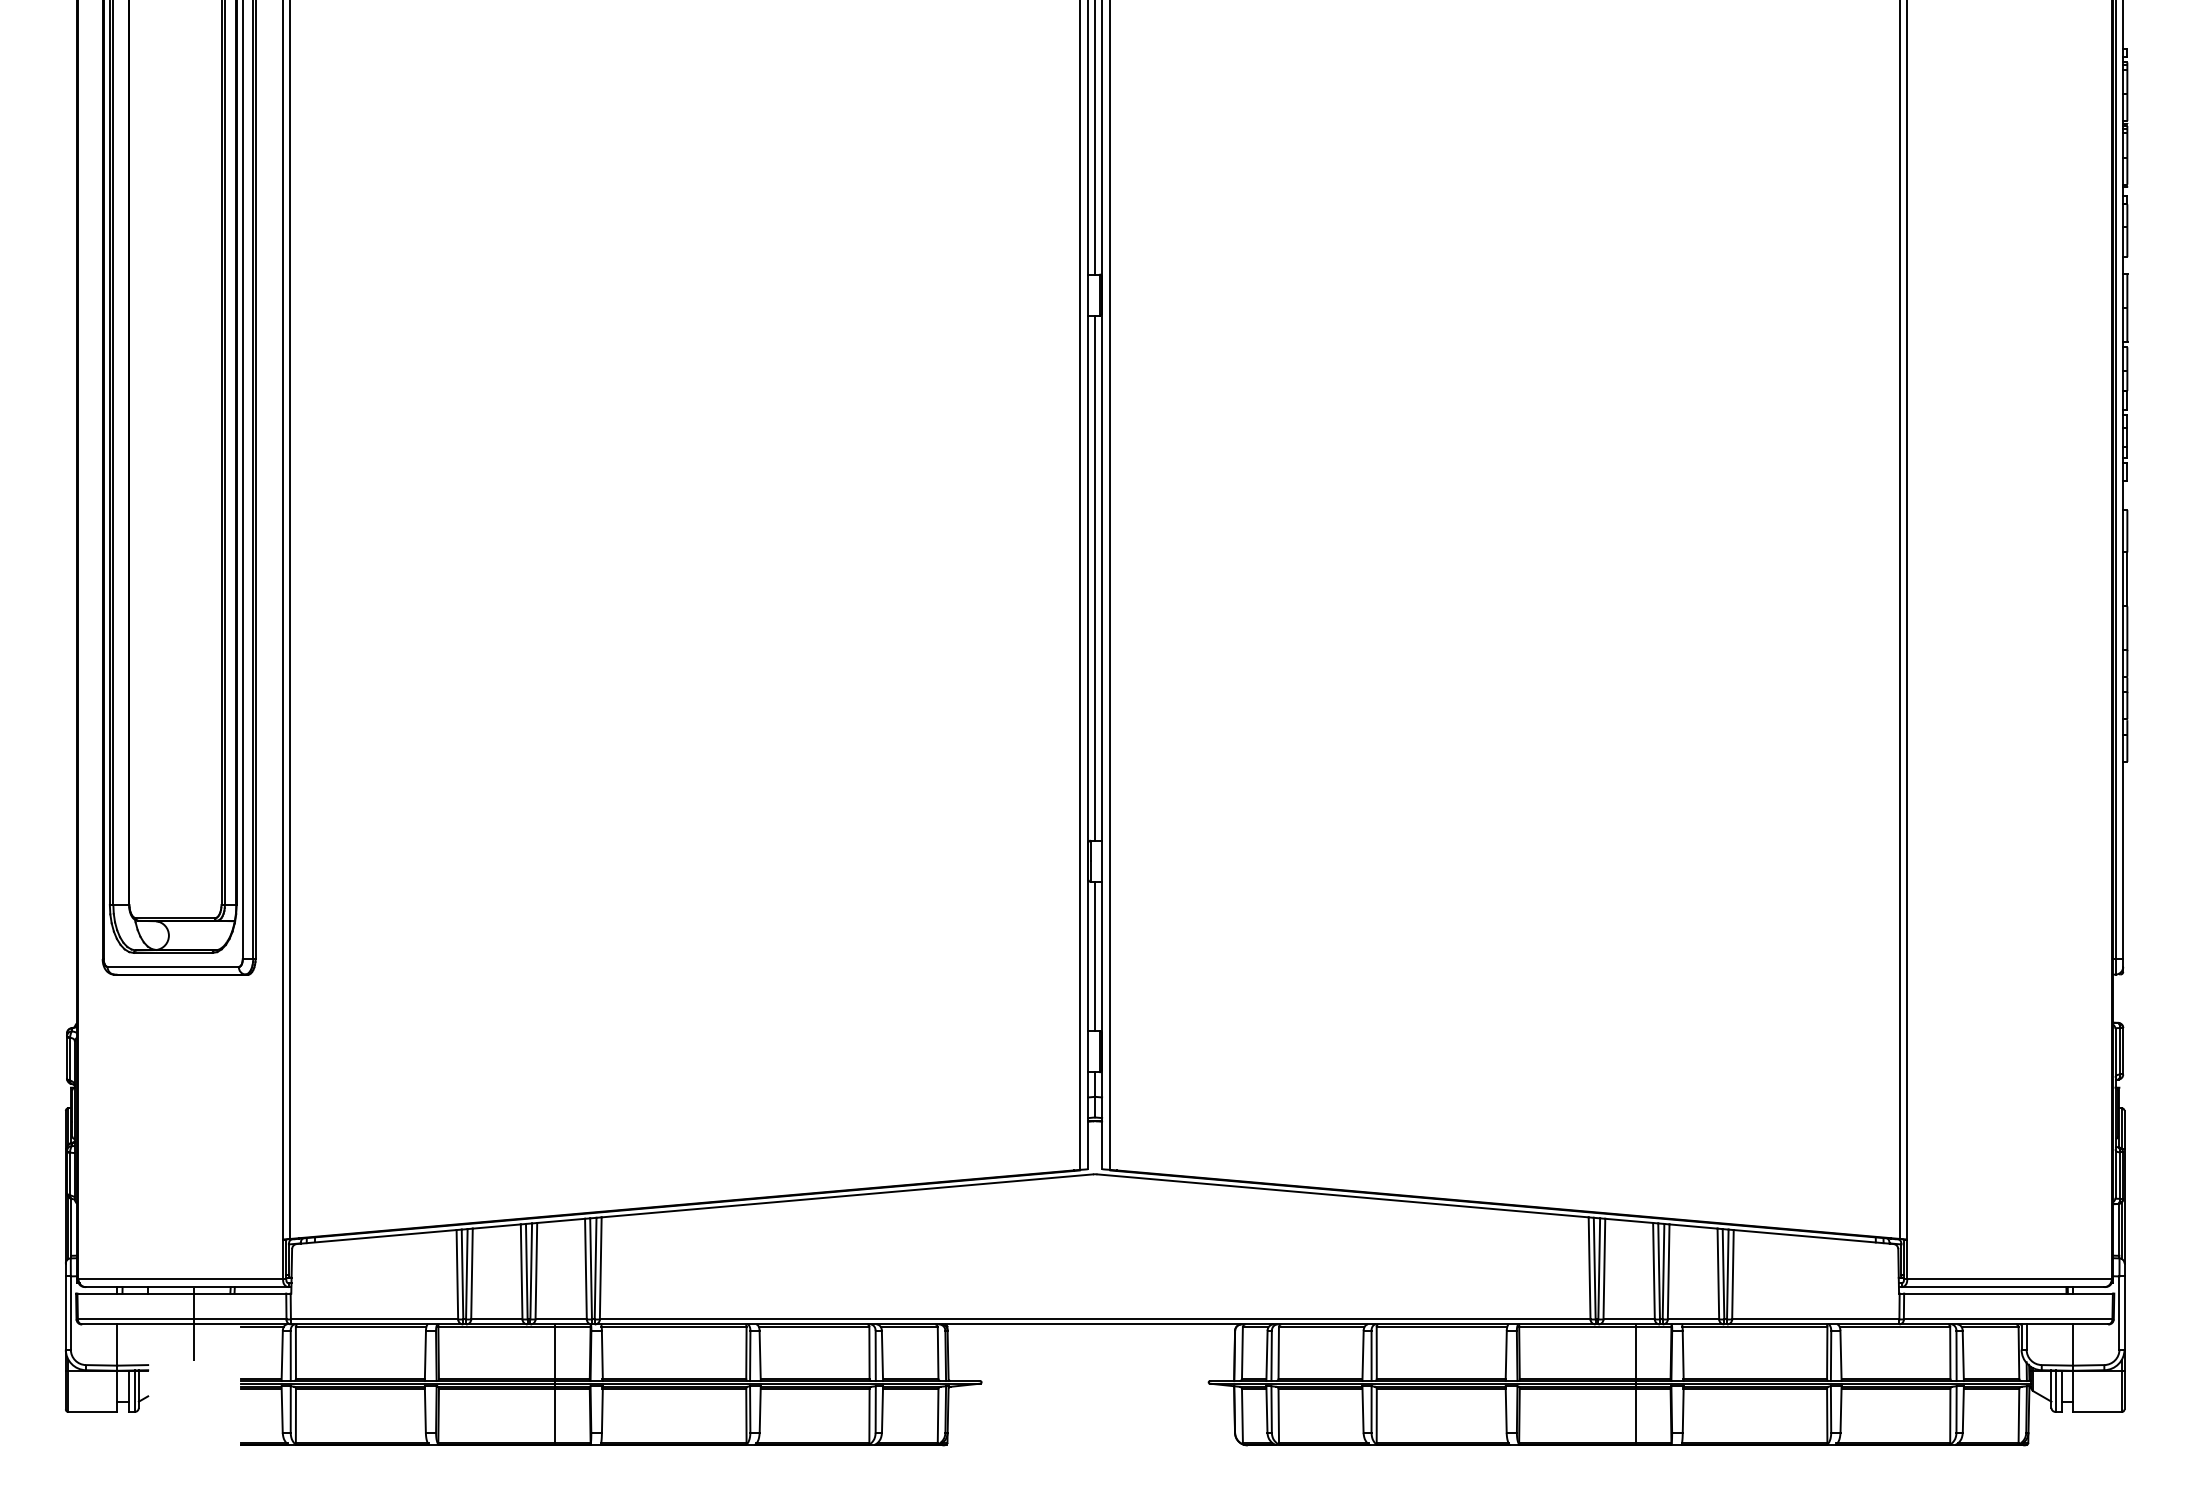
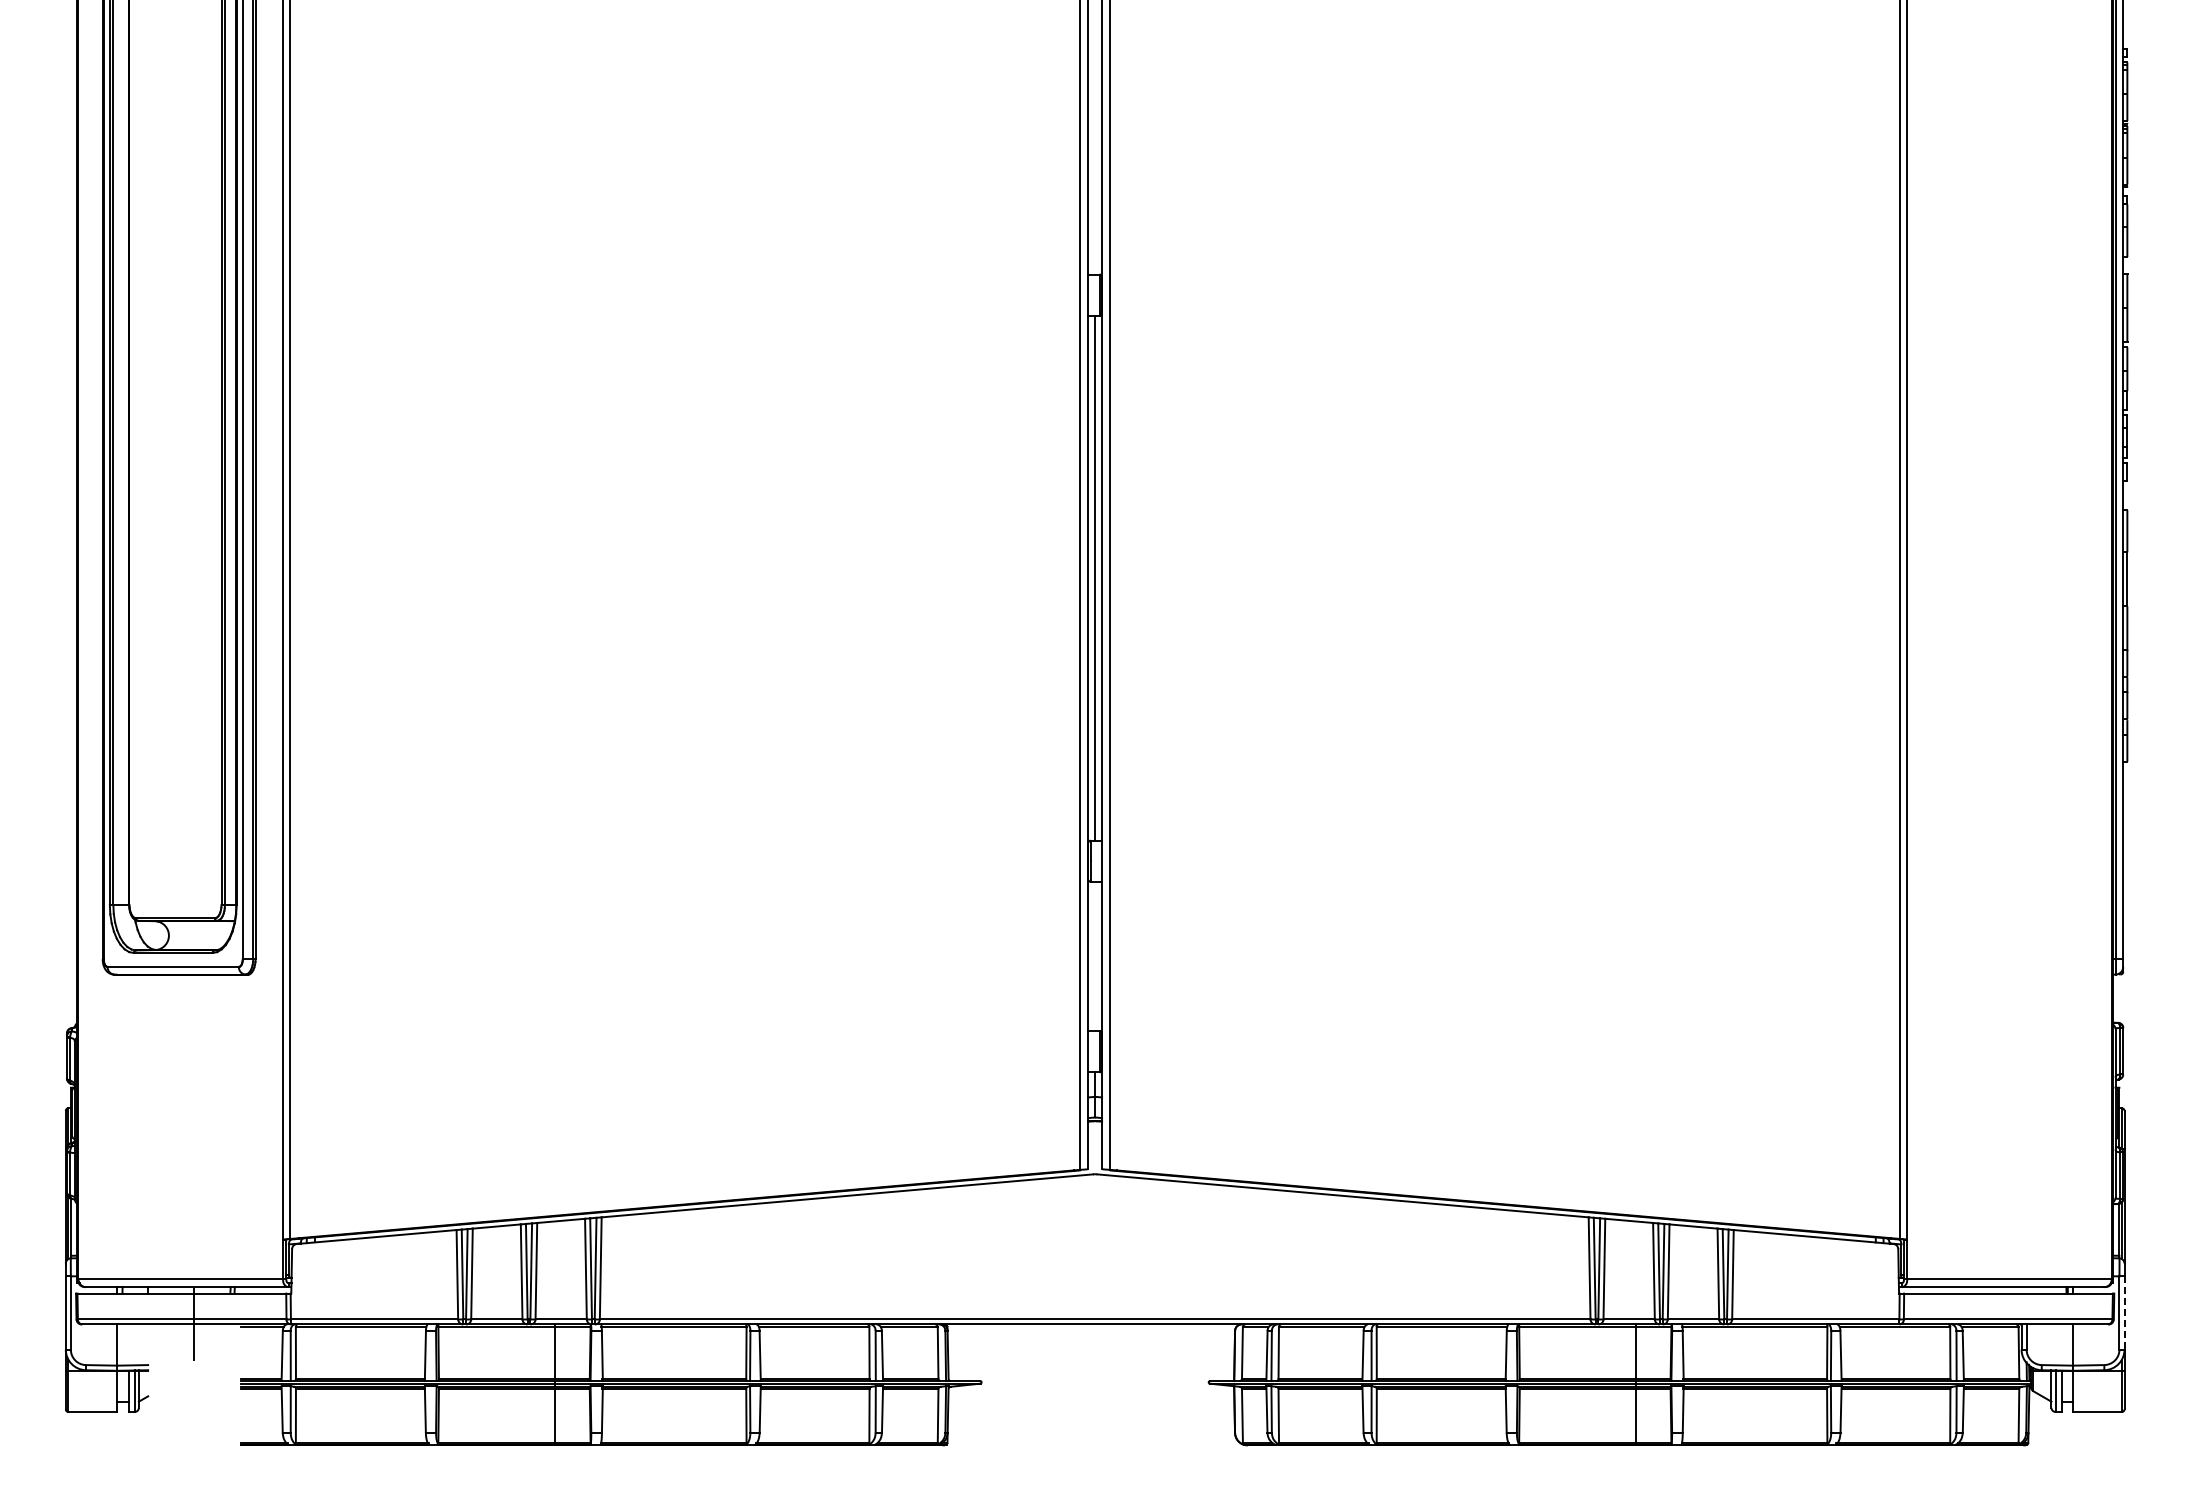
line: present -> none (1095, 138)
line: present -> none (1095, 956)
line: solid -> dashed (2124, 1313)
